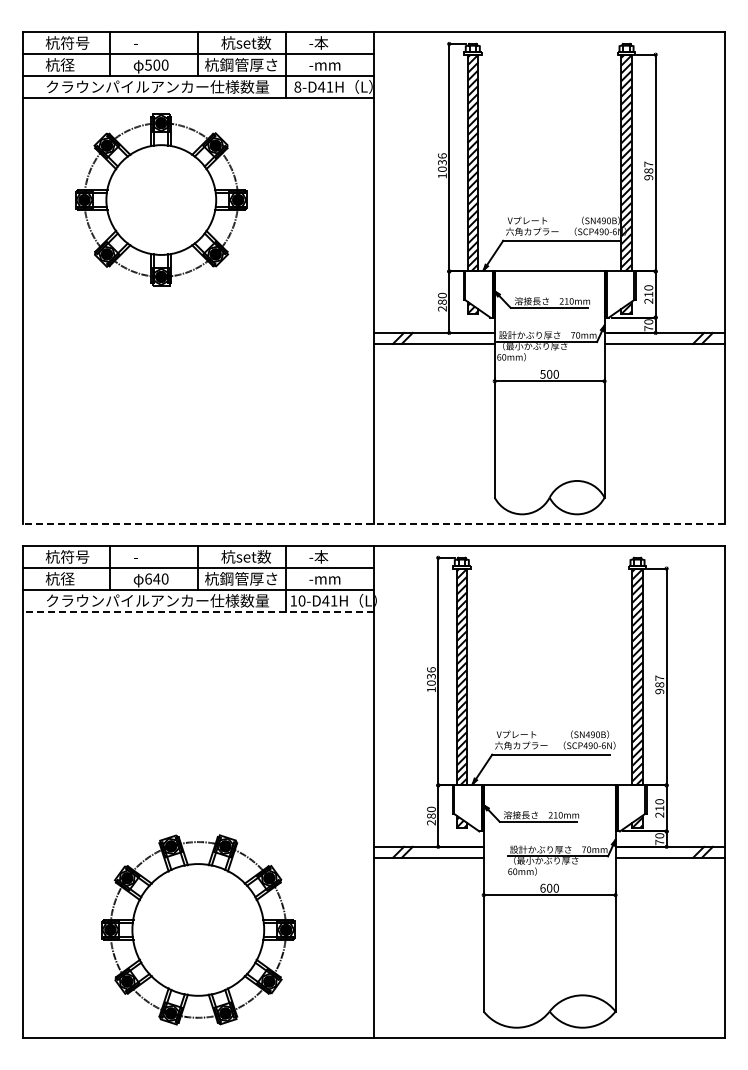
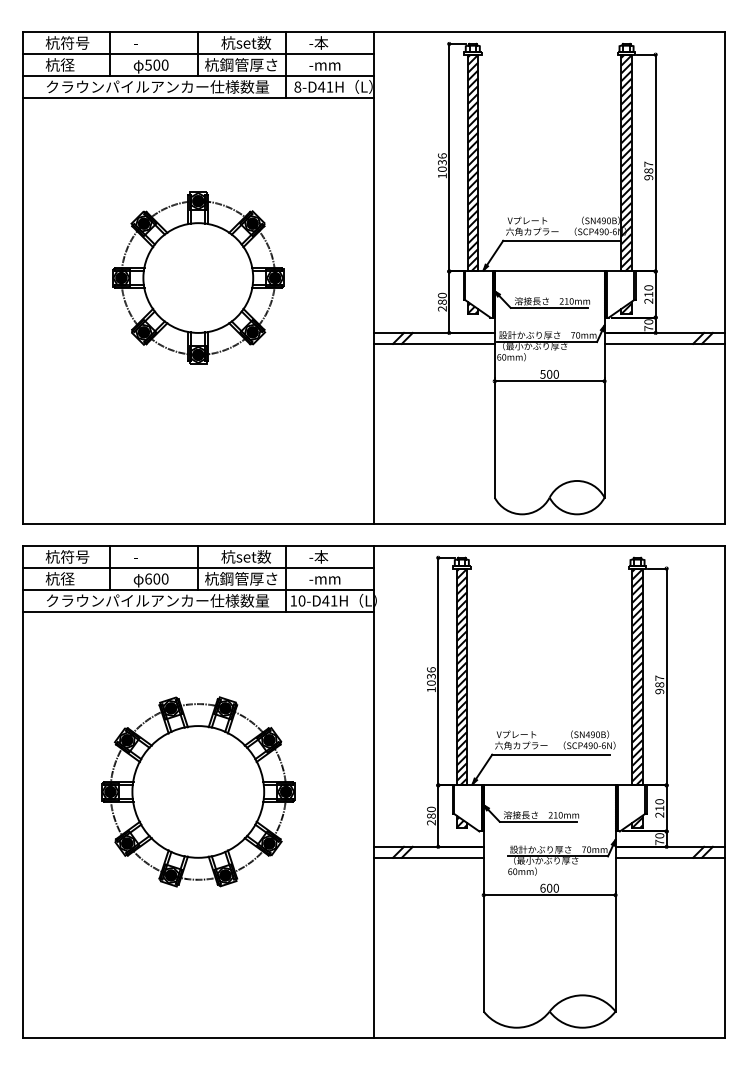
part position: (161, 199) -> (198, 277) (198, 277)
line: dashed -> solid (373, 524)
text: 640 -> 600 (156, 578)
line: dashed -> solid (198, 611)
part position: (198, 929) -> (198, 791) (198, 791)
